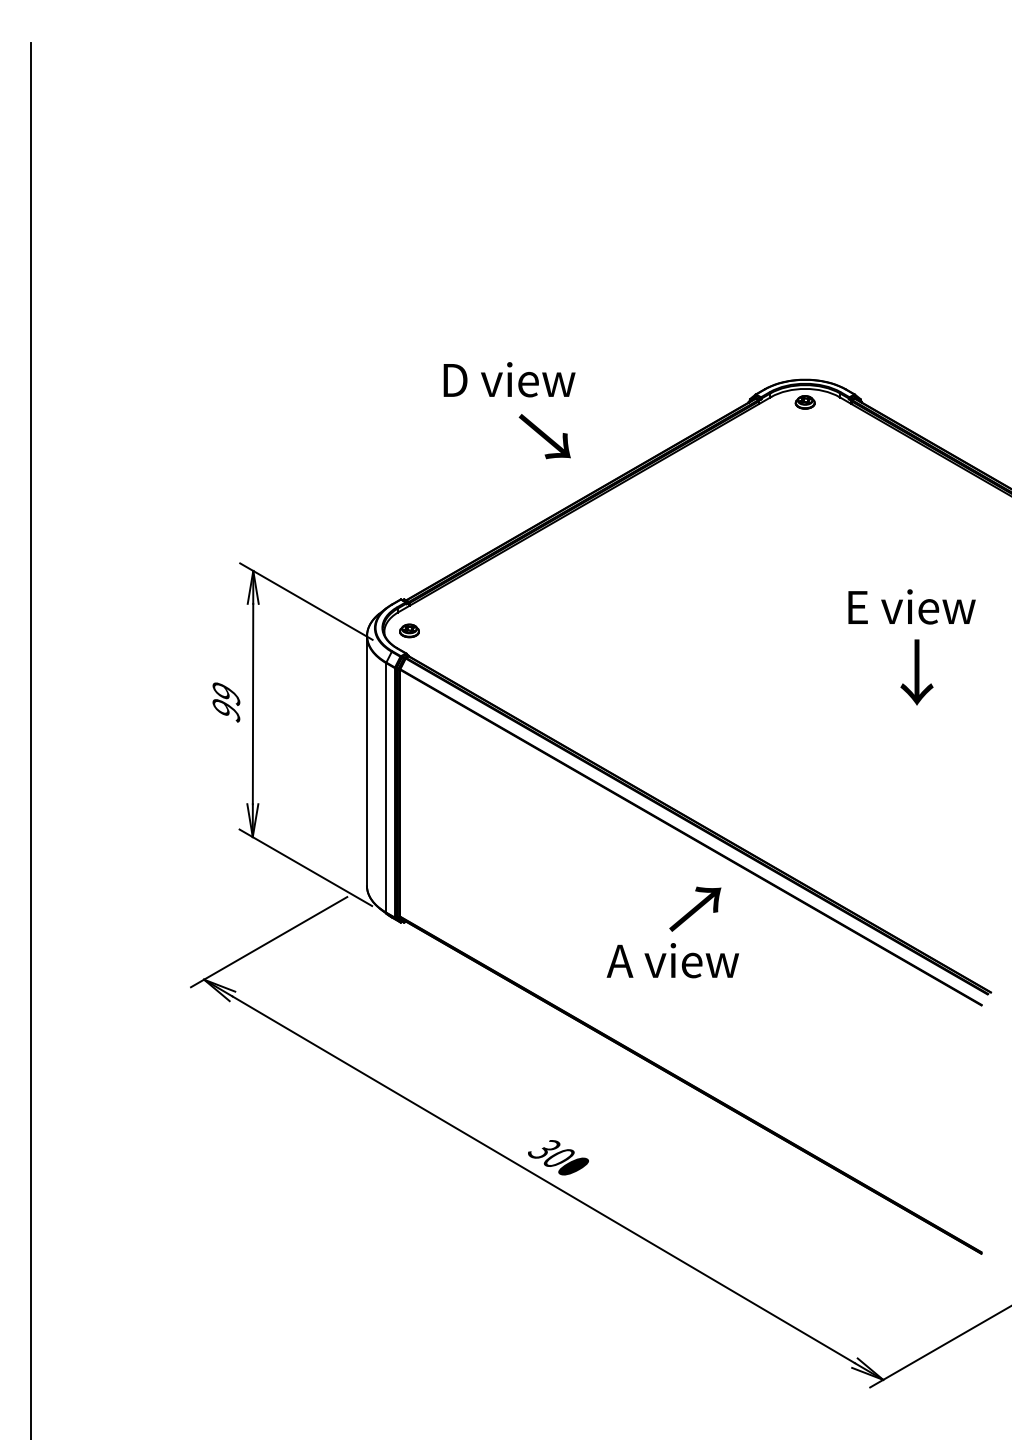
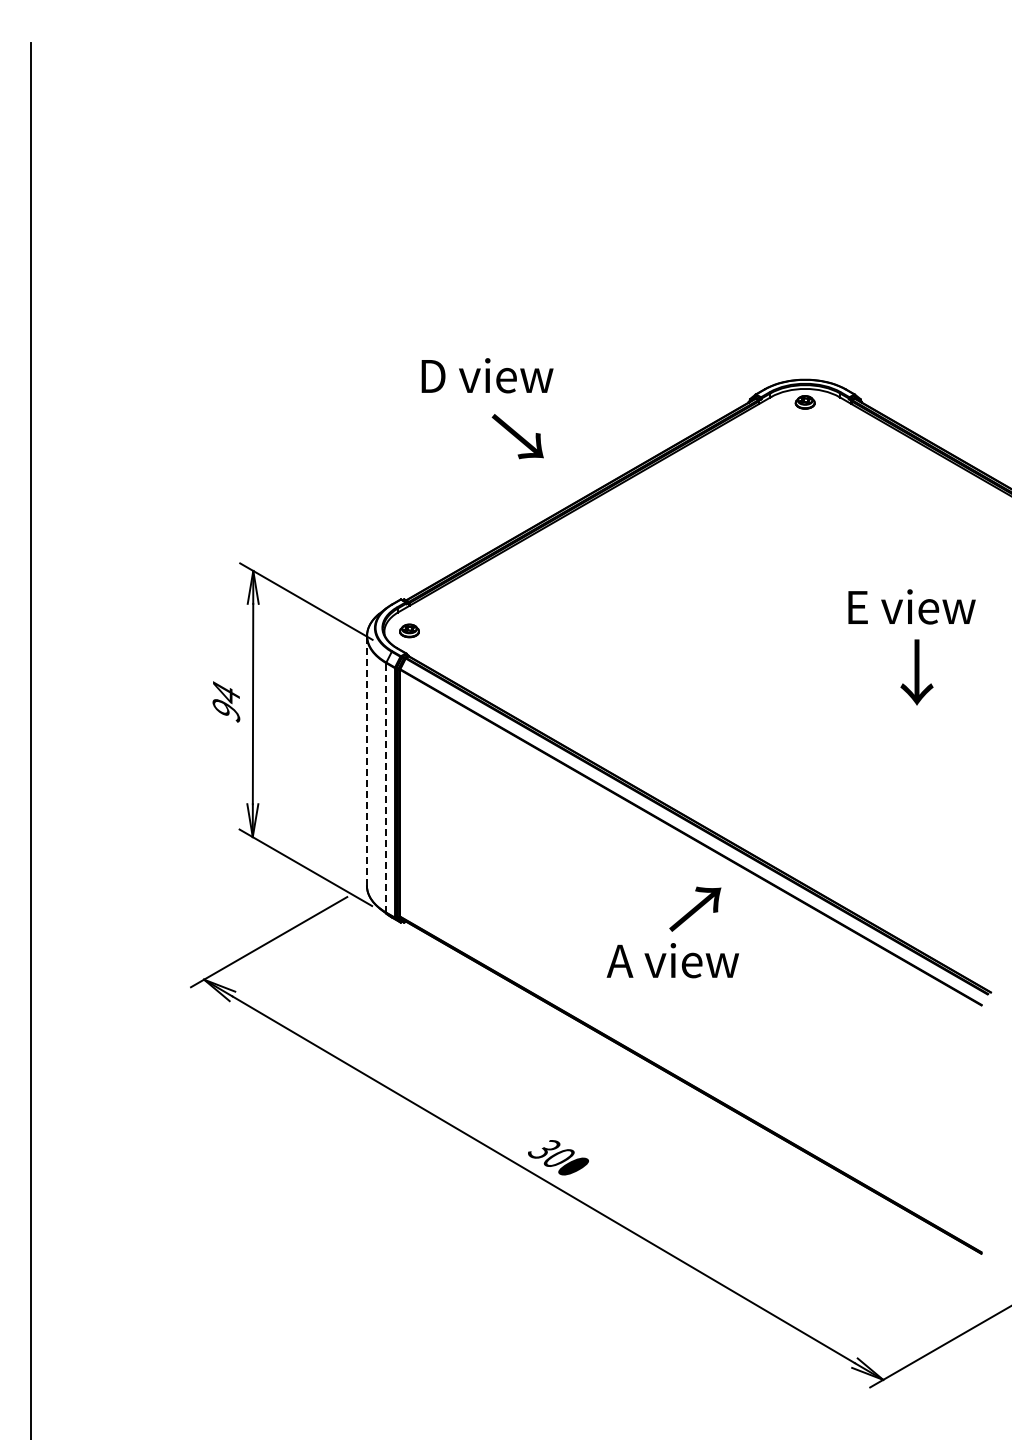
text position: (509, 379) -> (487, 375) (487, 375)
text position: (544, 436) -> (517, 436) (517, 436)
text: 99 -> 94 (226, 693)
line: solid -> dashed (366, 760)
line: solid -> dashed (386, 787)
